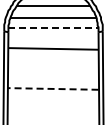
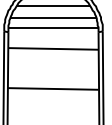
line: dashed -> solid (53, 28)
line: dashed -> solid (52, 88)
